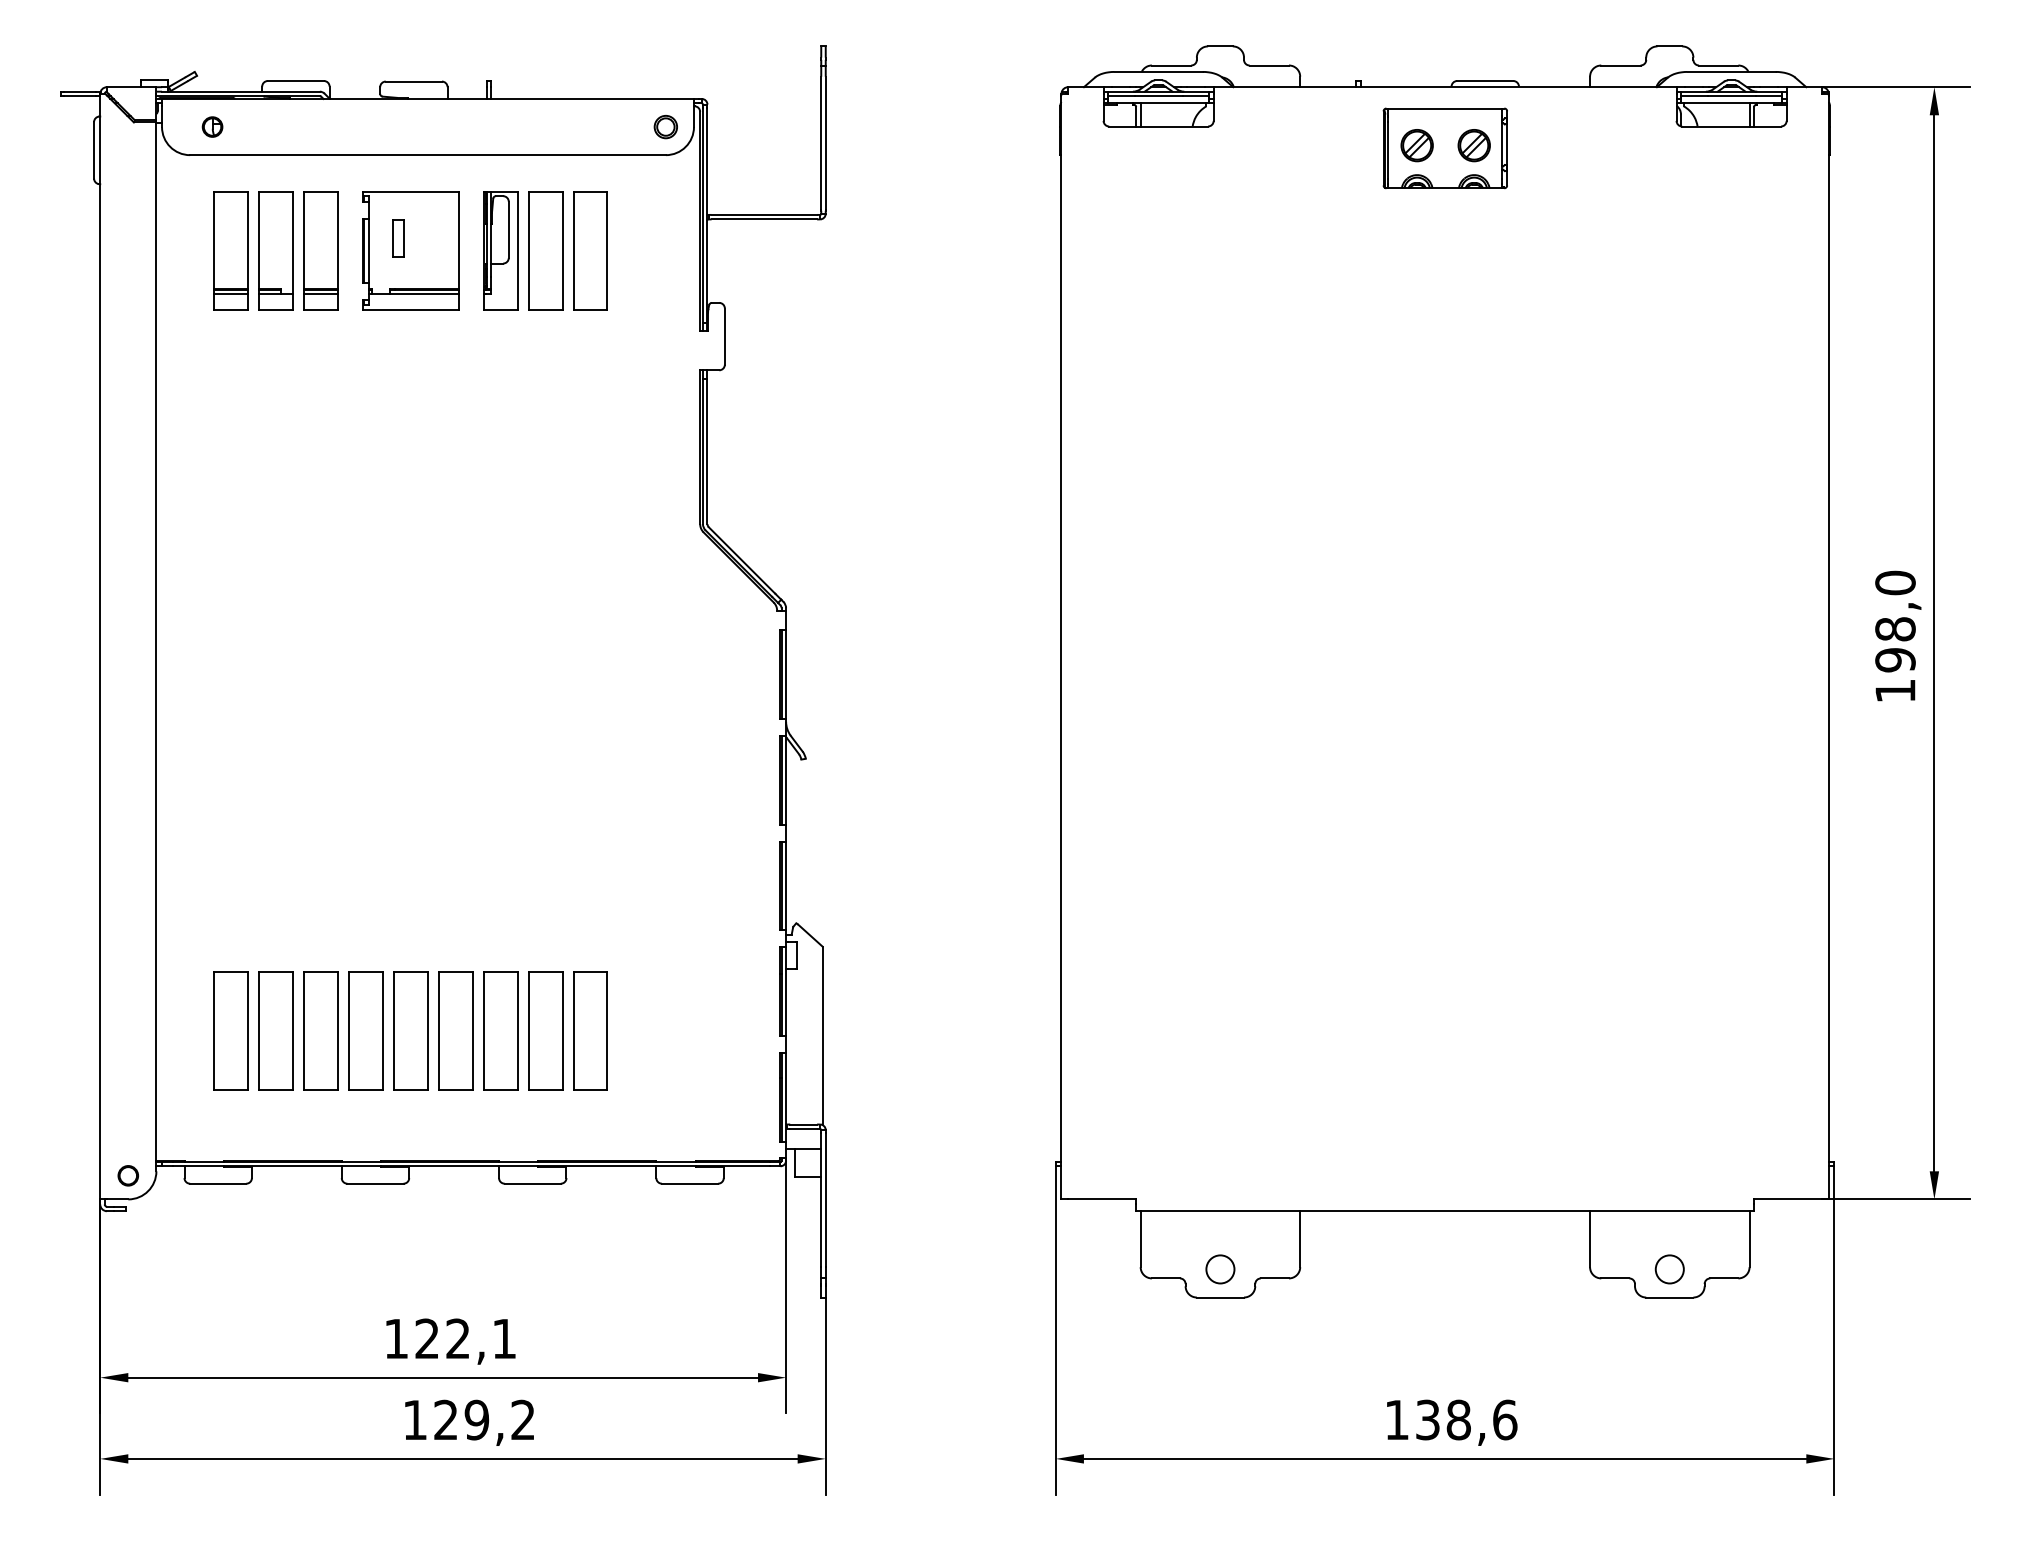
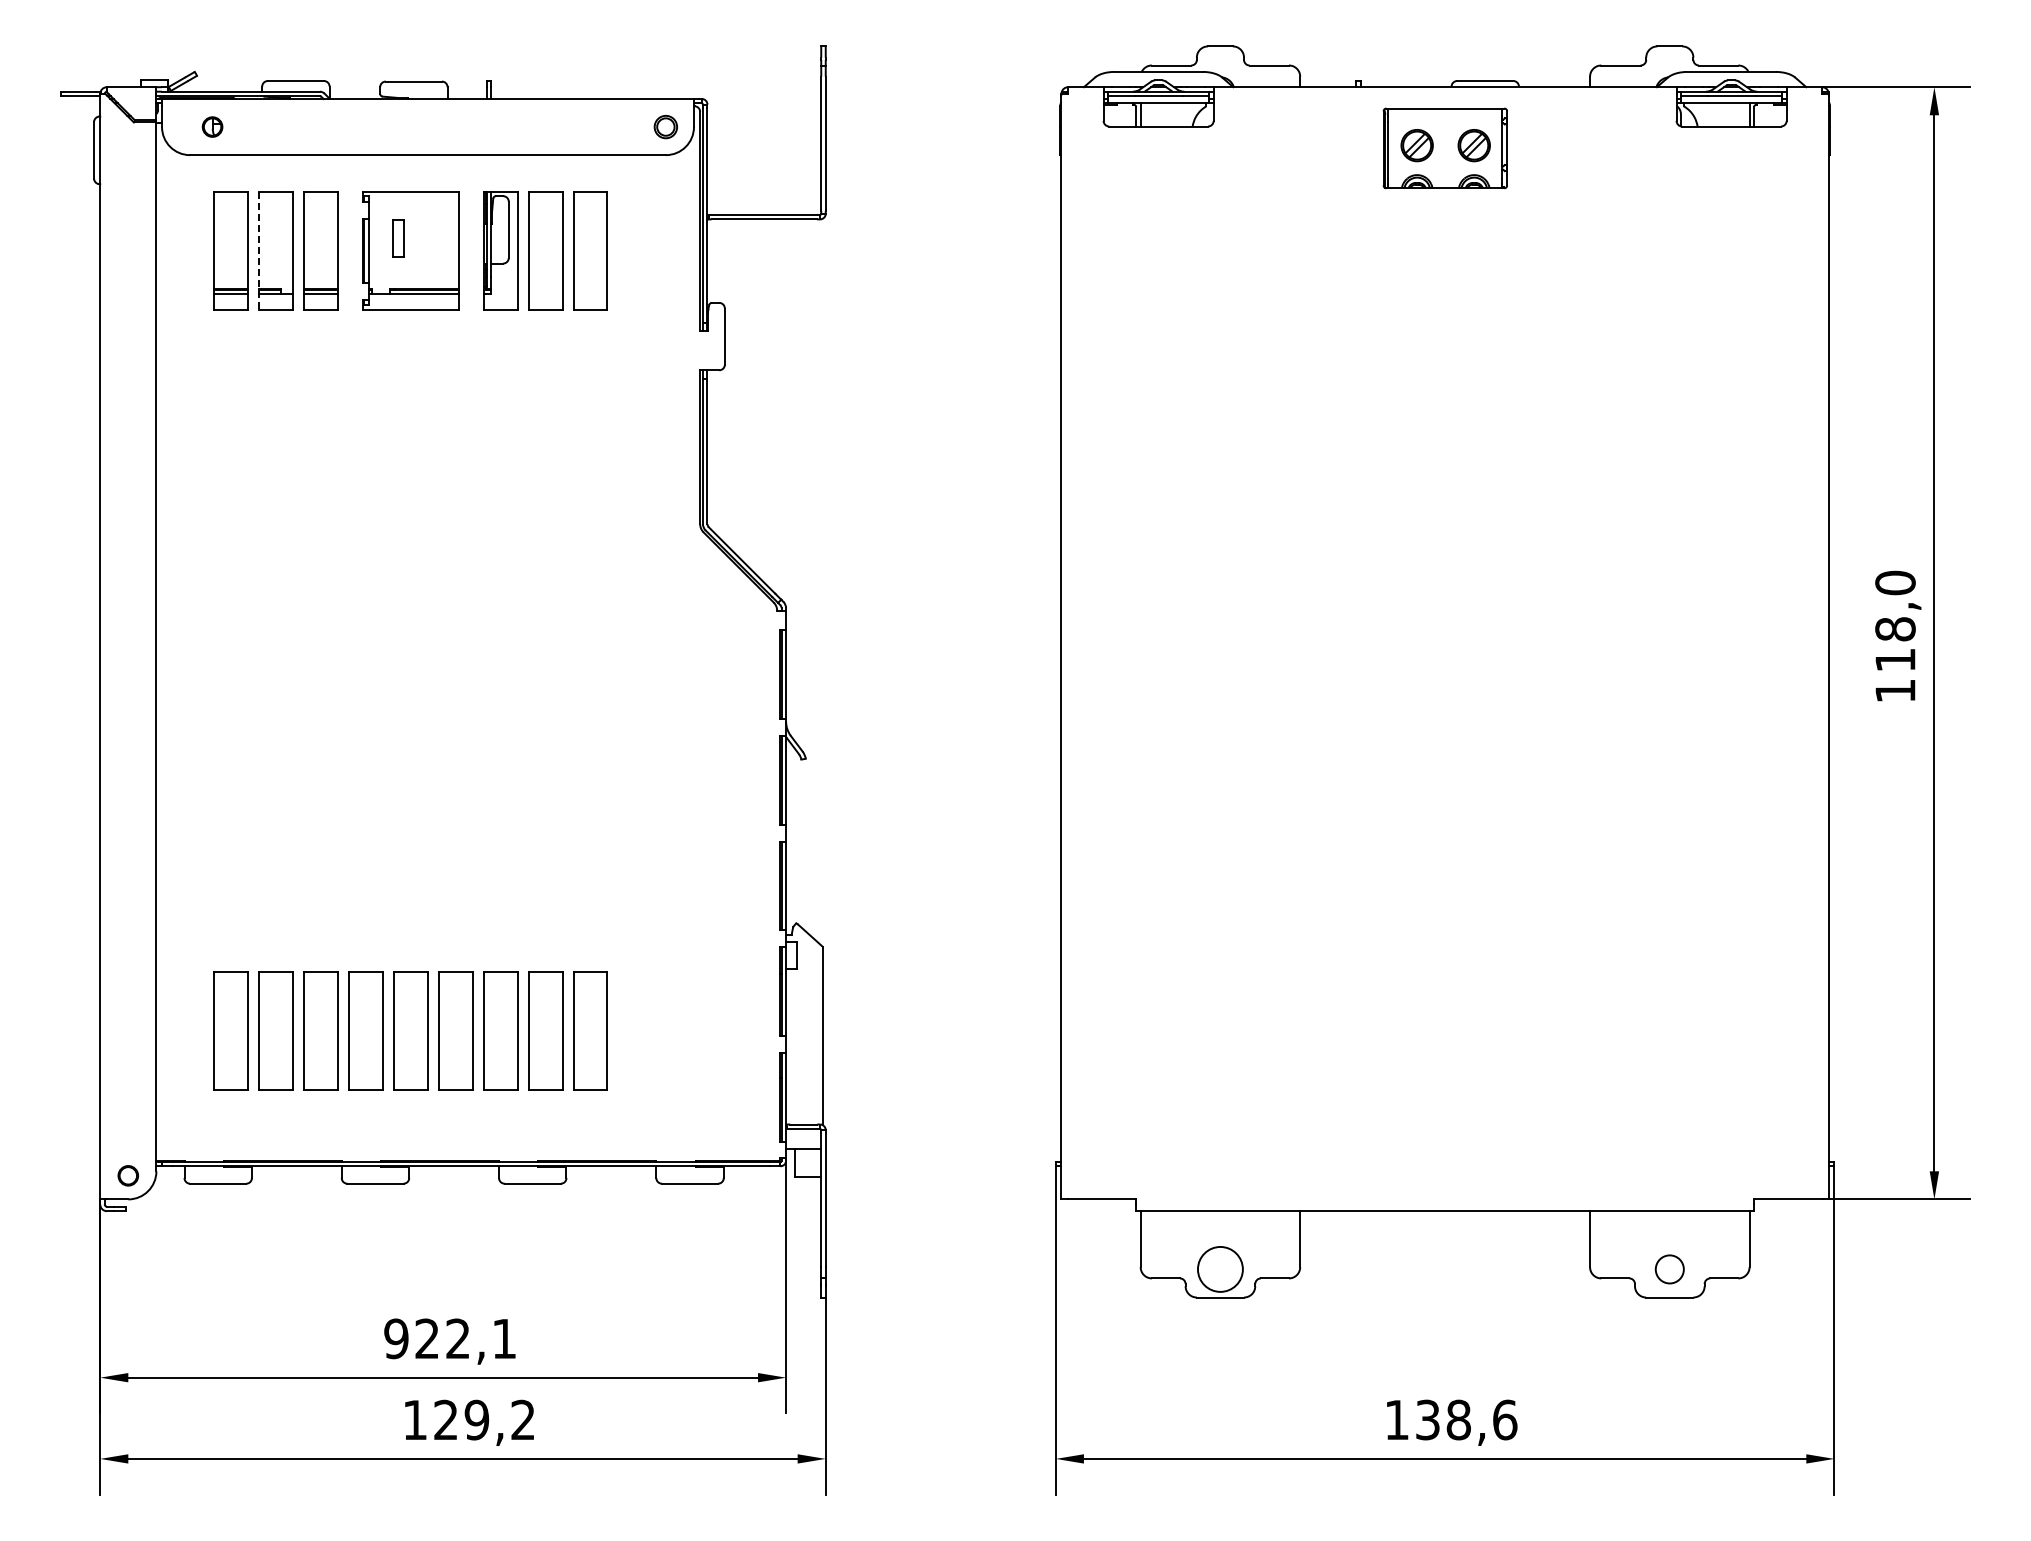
line: solid -> dashed (259, 250)
text: 198,0 -> 118,0 (1895, 660)
circle diameter: 28 px -> 45 px (1219, 1268)
text: 122,1 -> 922,1 (396, 1338)
